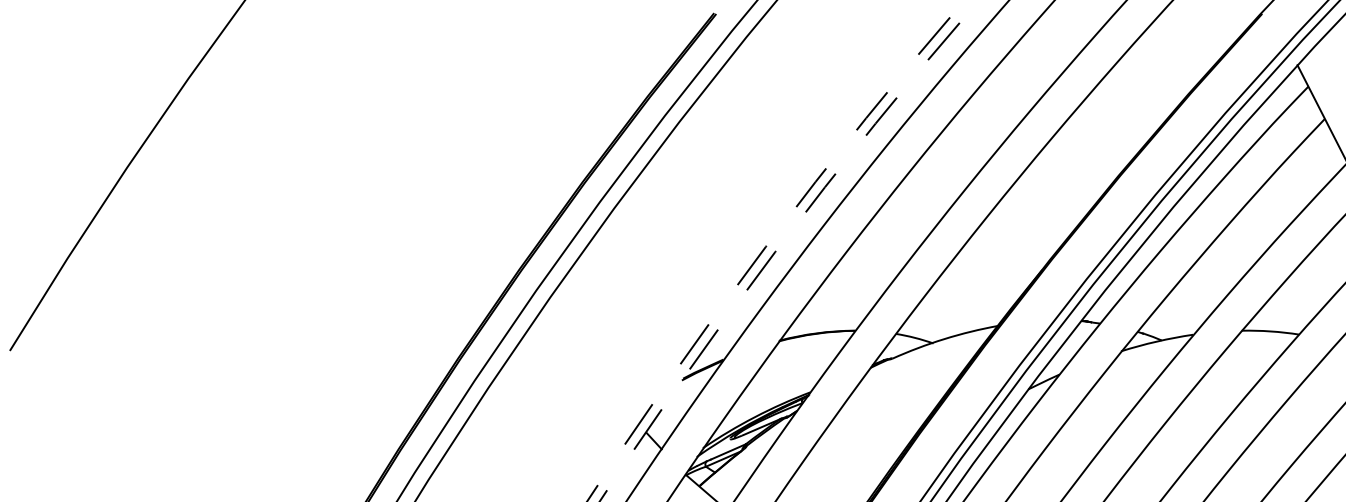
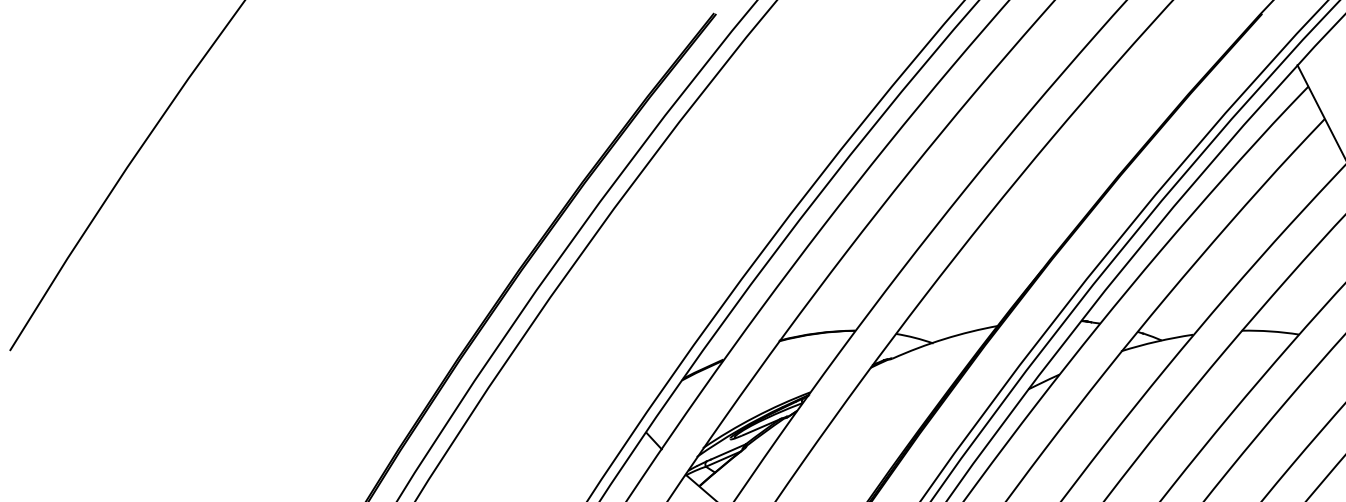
arc: dashed -> solid (780, 244)
arc: dashed -> solid (766, 245)
